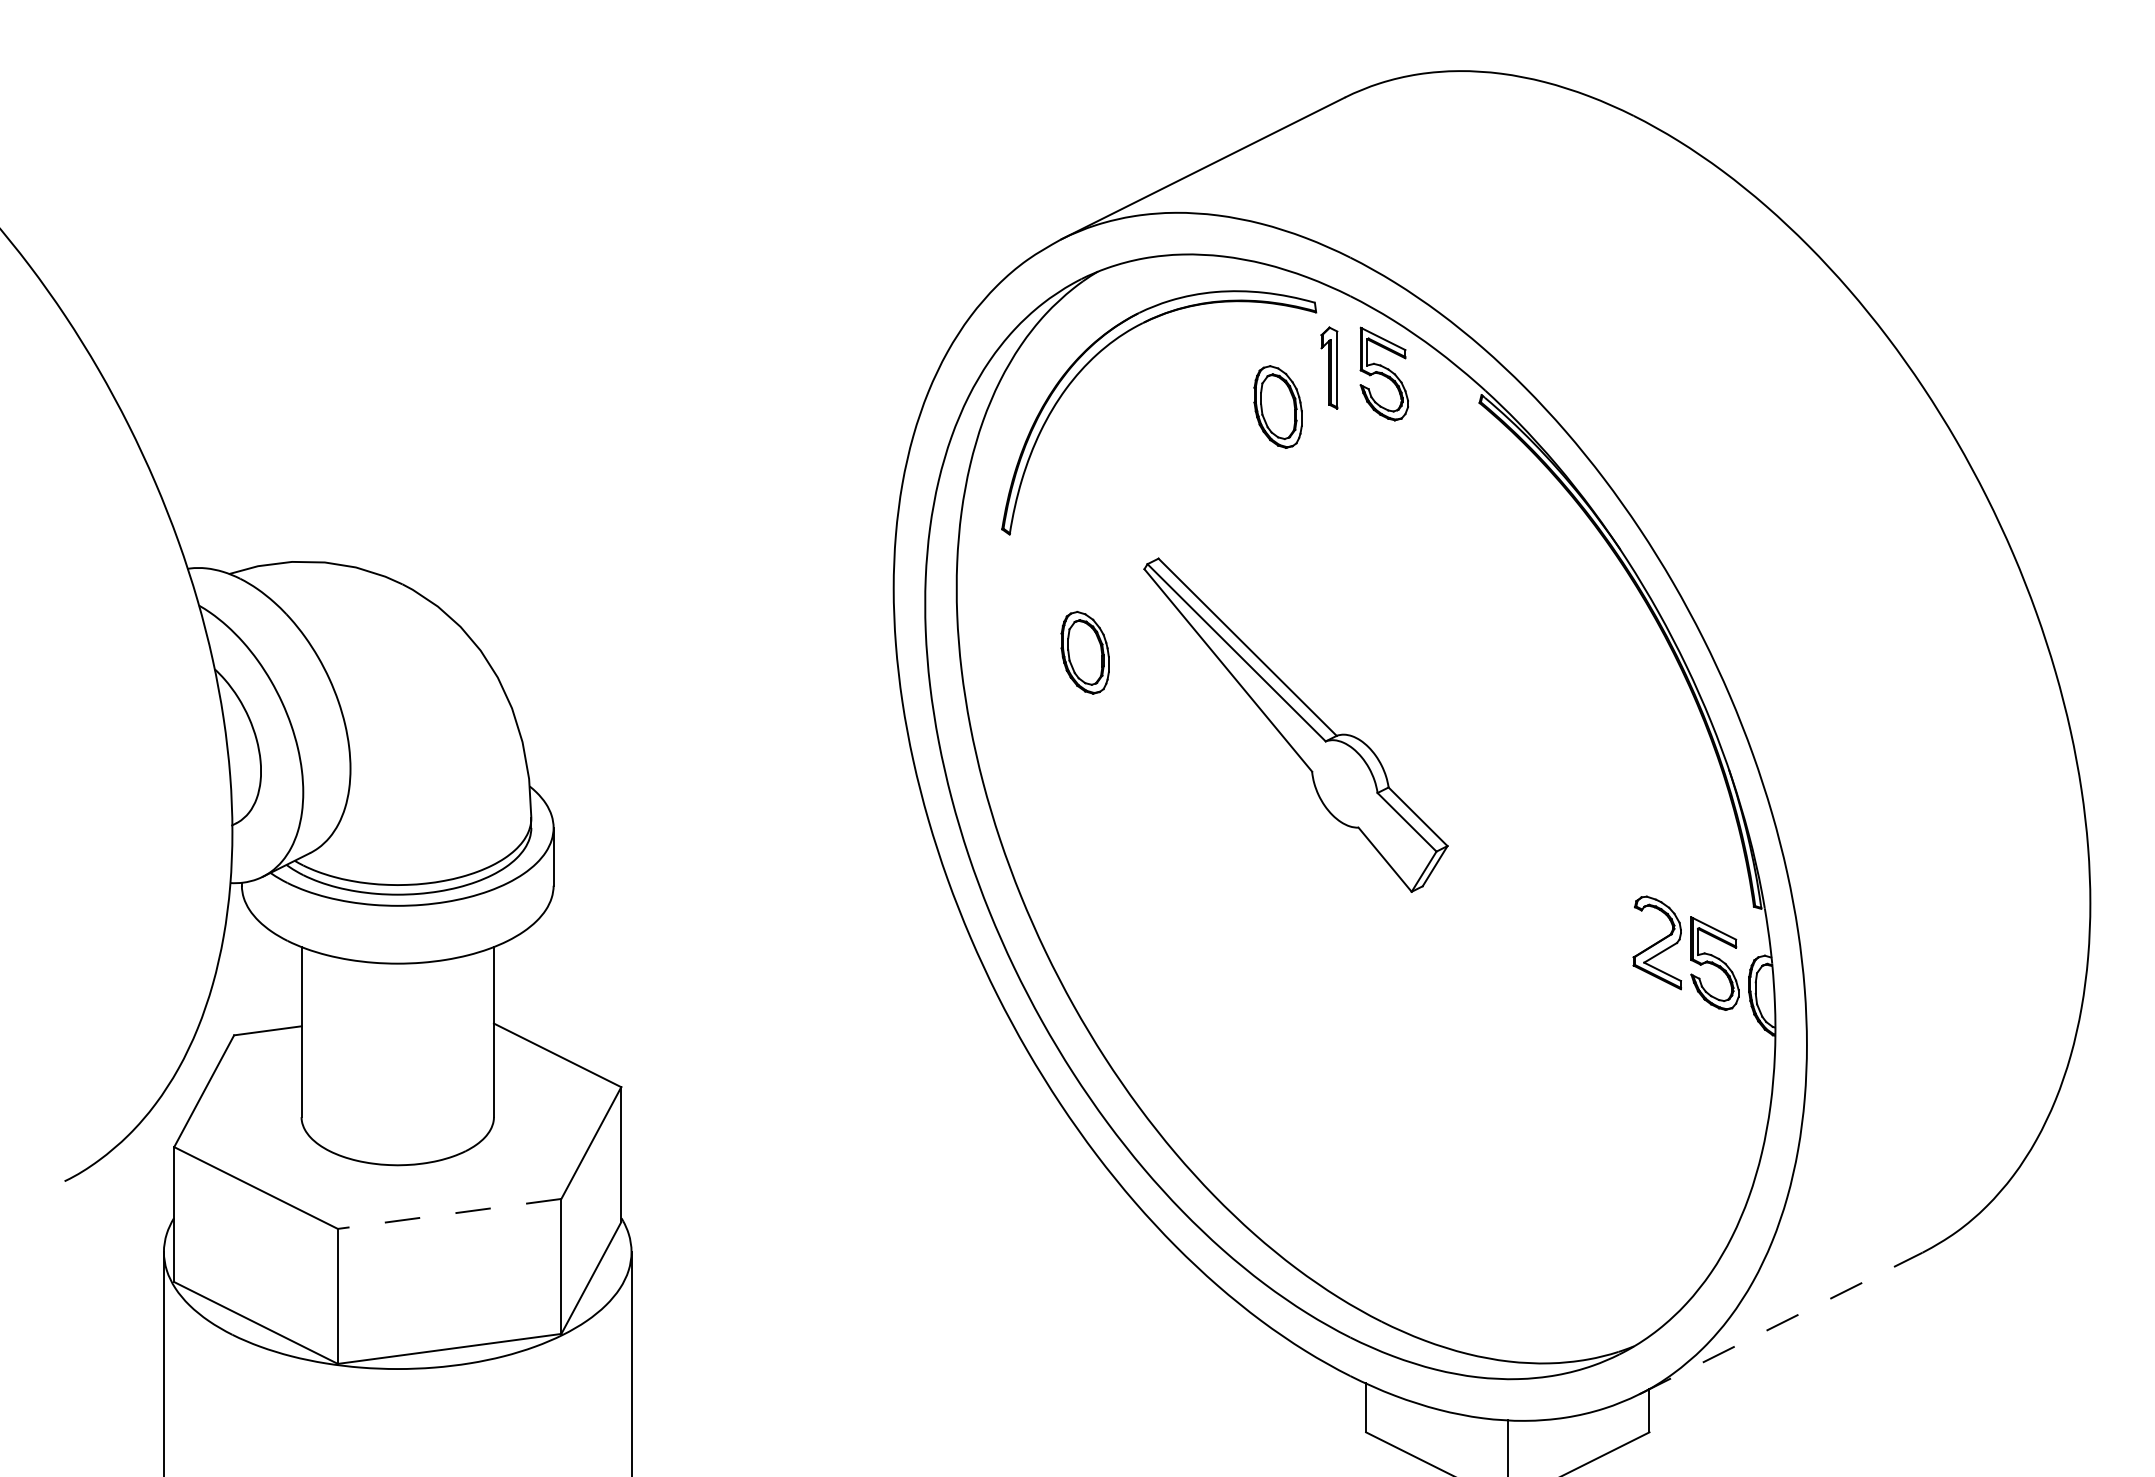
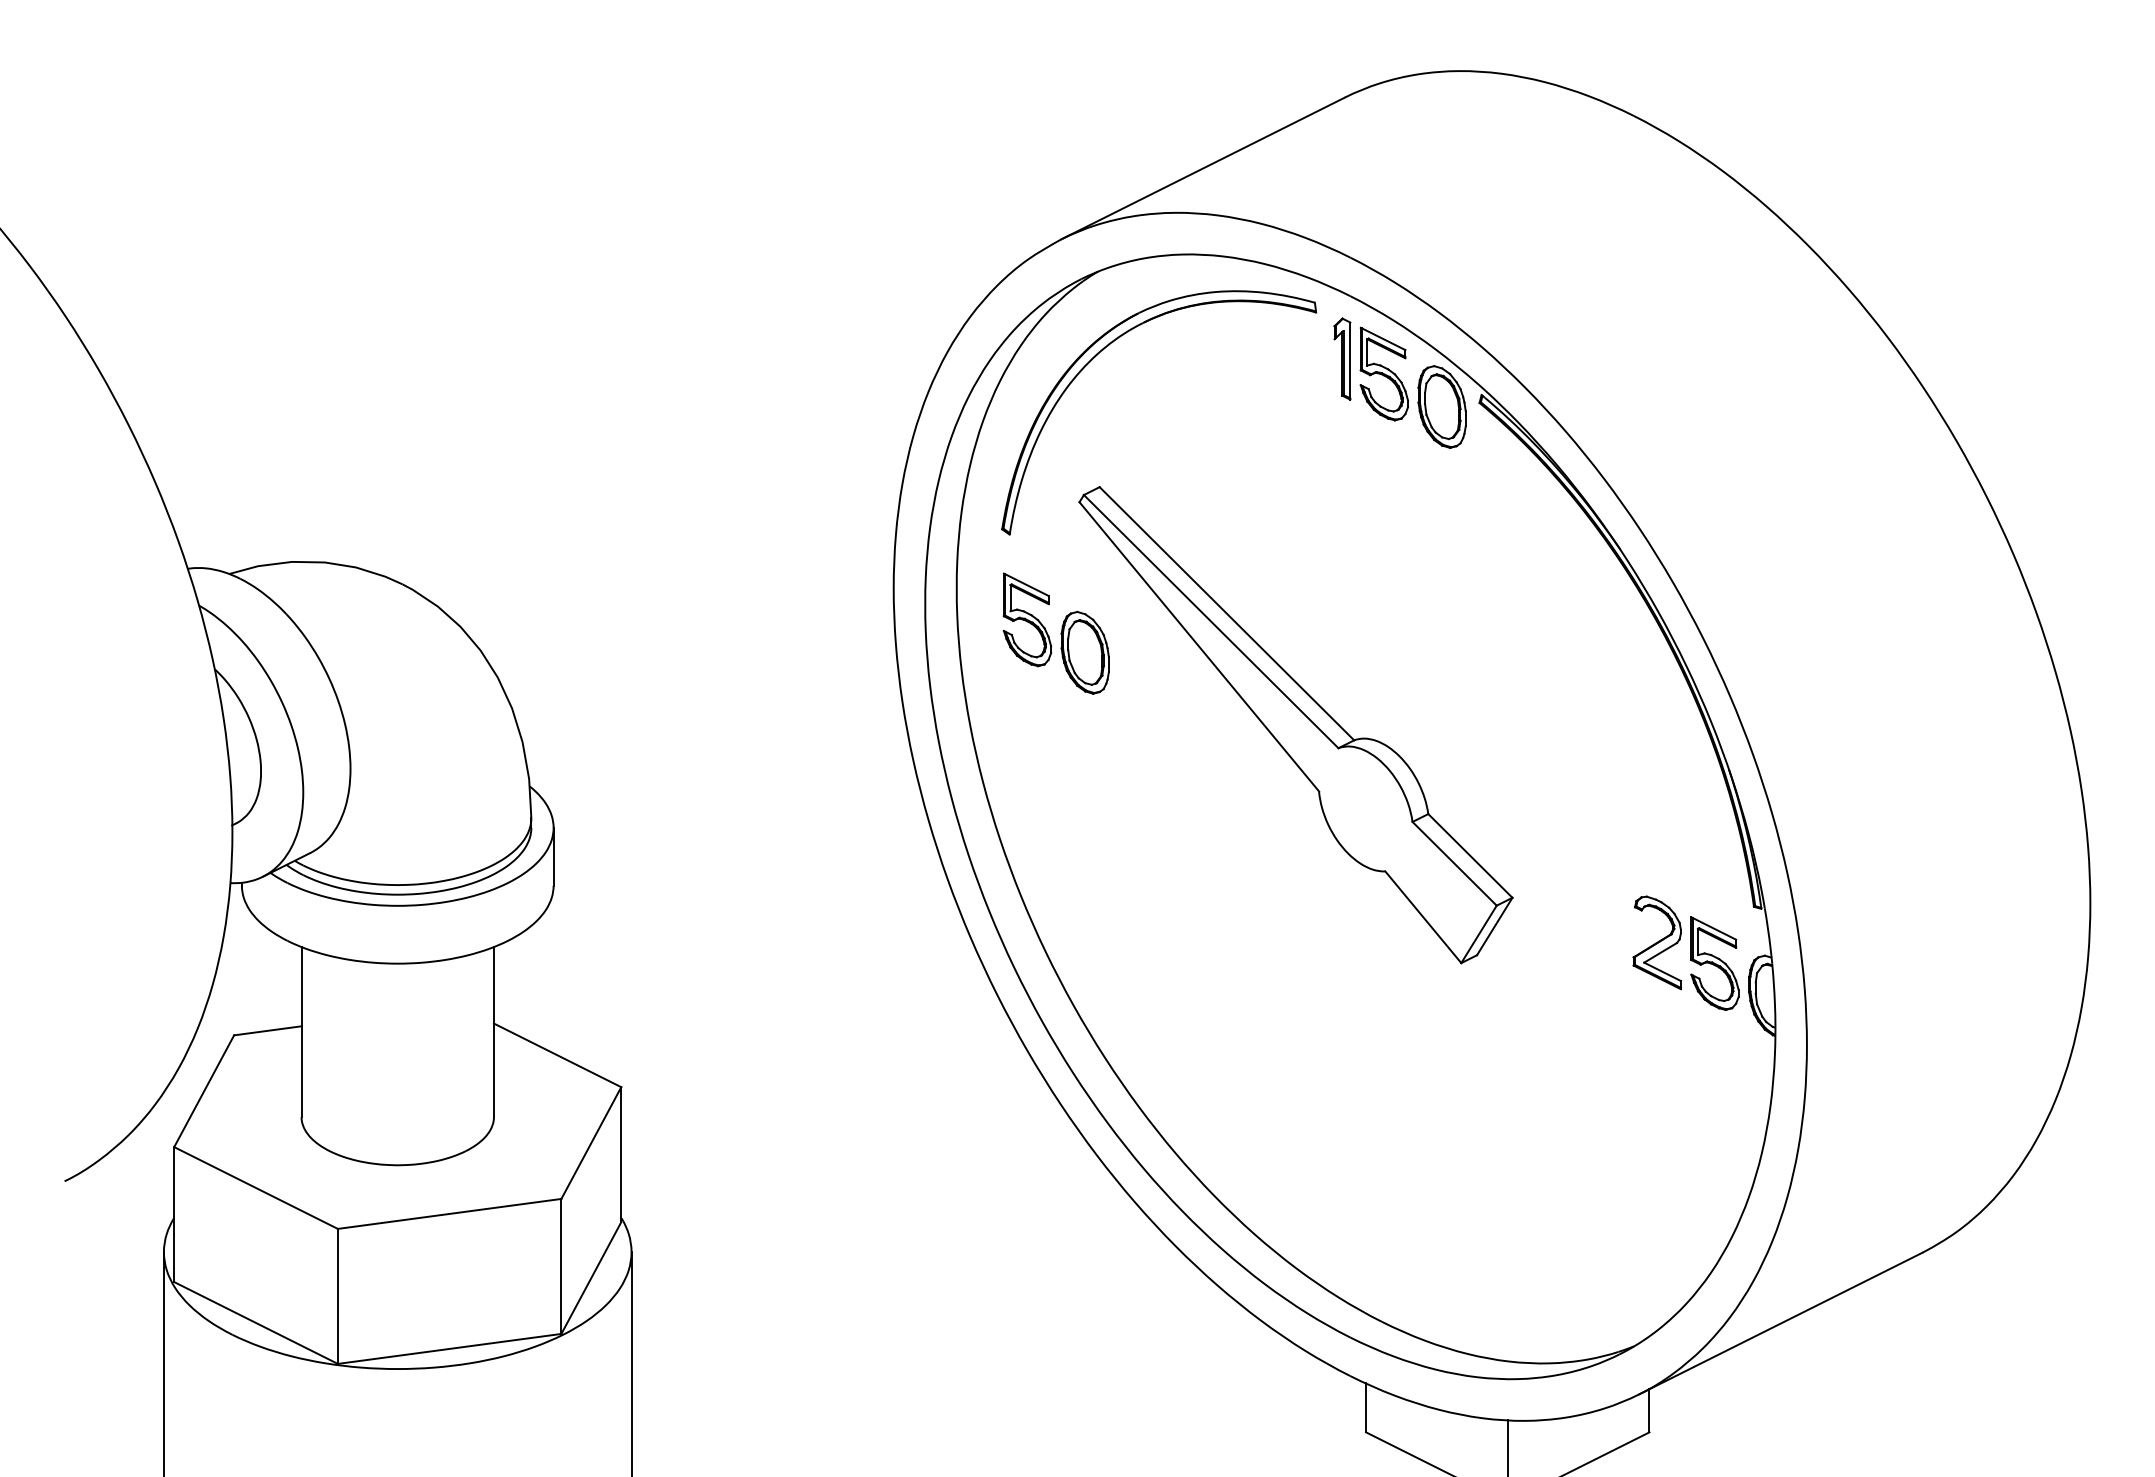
part position: (1329, 367) -> (1342, 358) (1342, 358)
part position: (1277, 406) -> (1441, 406) (1441, 406)
part: none -> present (1027, 619)
part size: 306x336 px -> 436x479 px (1295, 725)
line: dashed -> solid (449, 1213)
line: dashed -> solid (1781, 1323)
